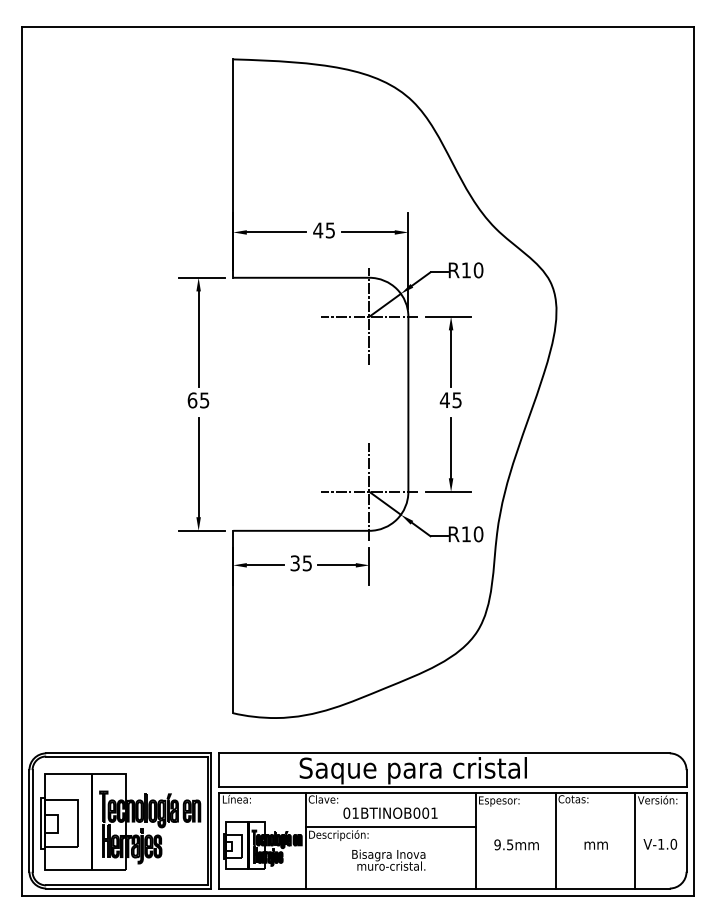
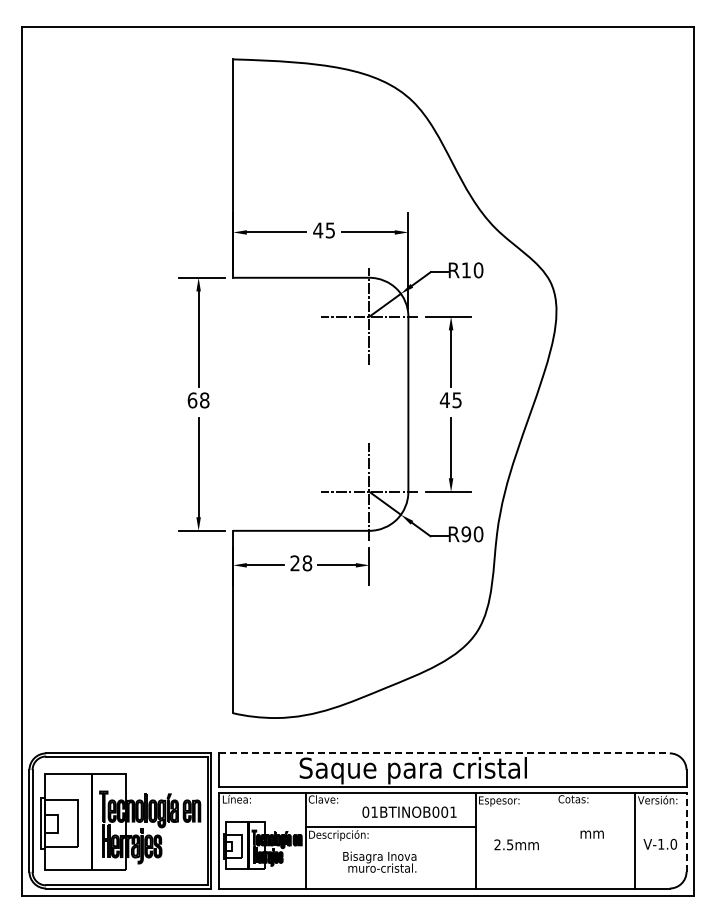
text: 65 -> 68 (204, 400)
text: R10 -> R90 (466, 534)
text: 35 -> 28 (301, 563)
line: solid -> dashed (444, 753)
text position: (390, 812) -> (409, 811) (409, 811)
line: solid -> dashed (686, 831)
line: present -> none (555, 840)
text: 9.5mm -> 2.5mm (497, 844)
text position: (595, 845) -> (591, 834) (591, 834)
text position: (388, 859) -> (379, 861) (379, 861)
